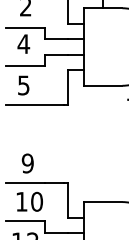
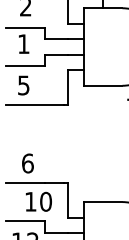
text: 4 -> 1 (23, 43)
text: 9 -> 6 (27, 163)
text position: (29, 201) -> (38, 201) (38, 201)
